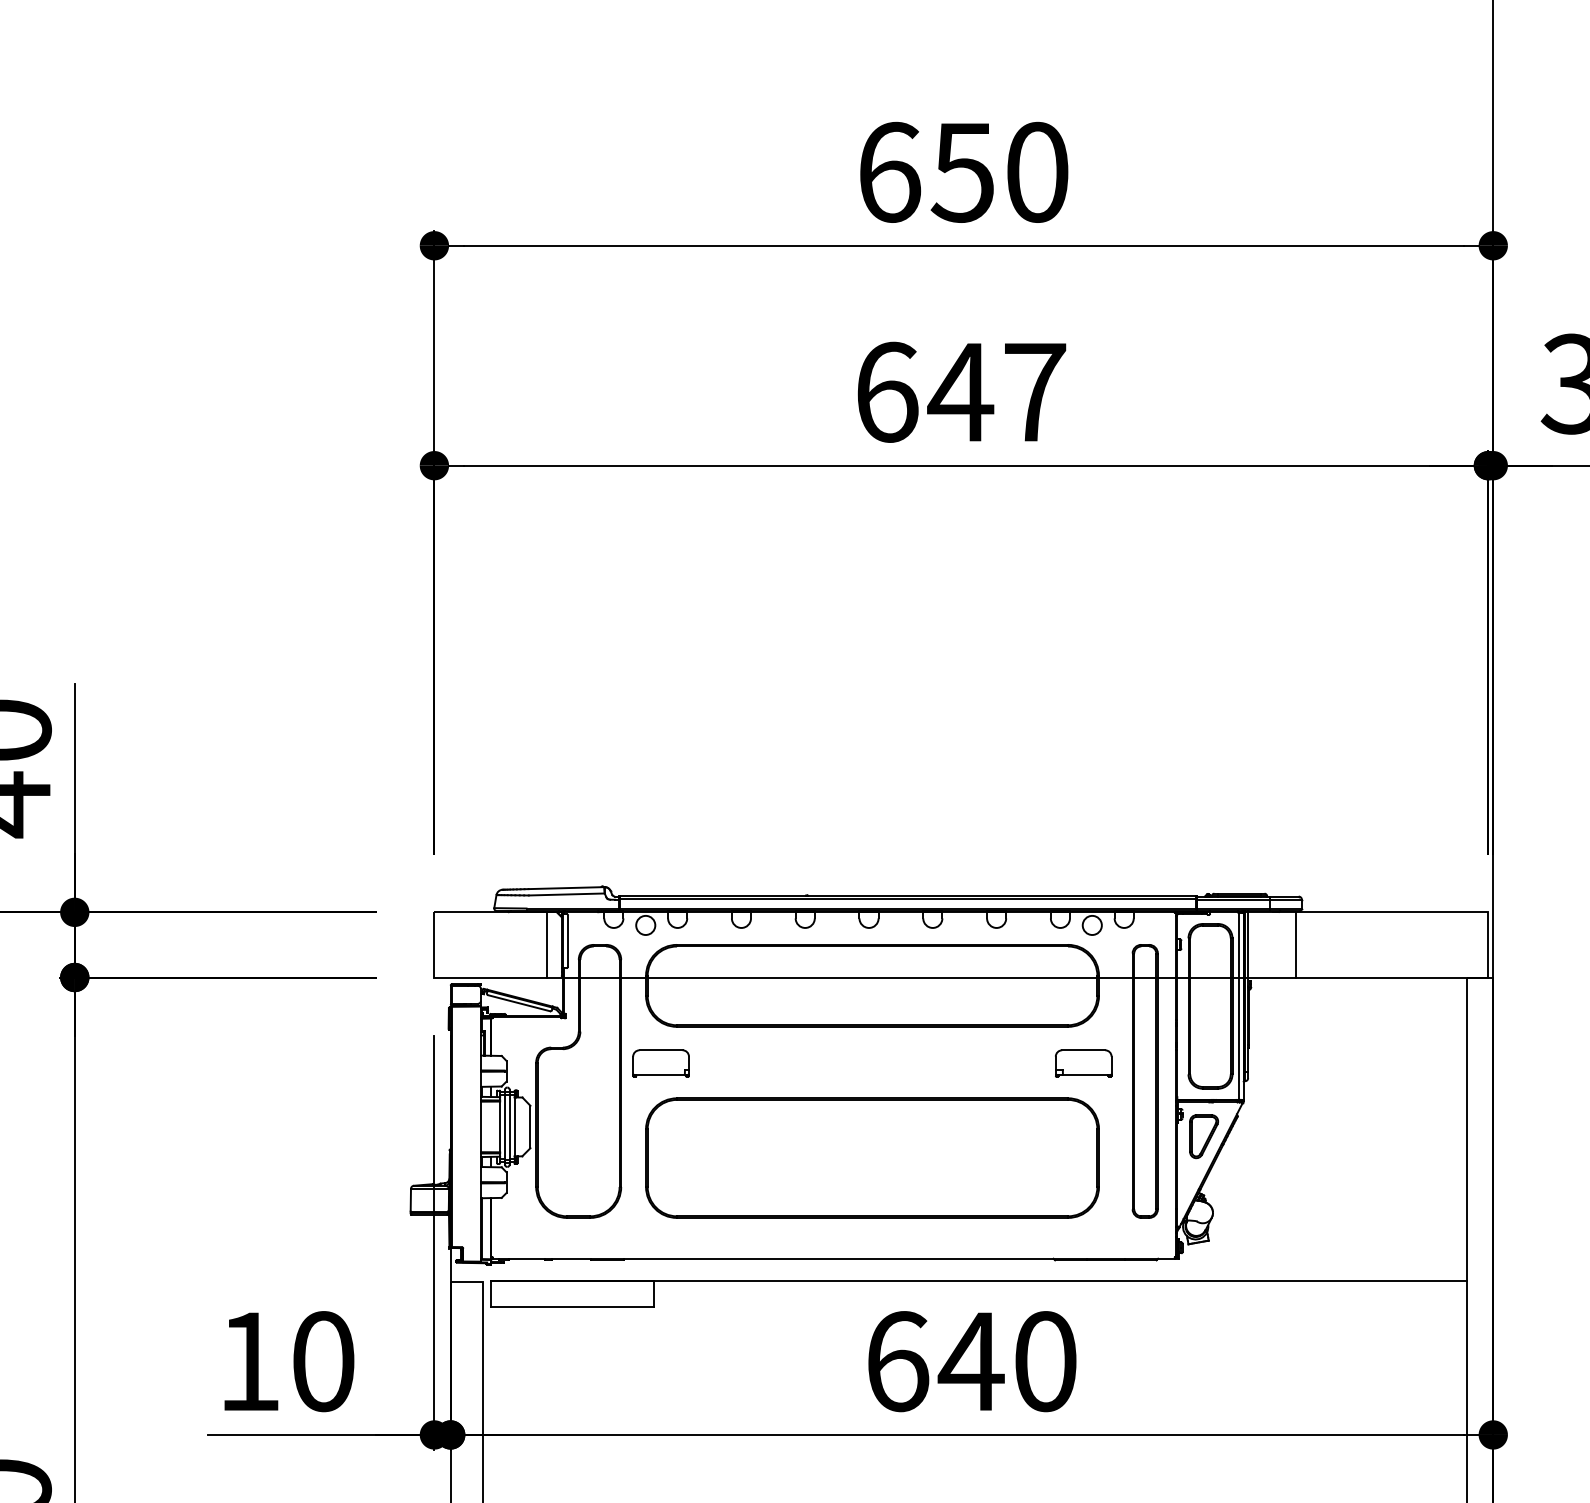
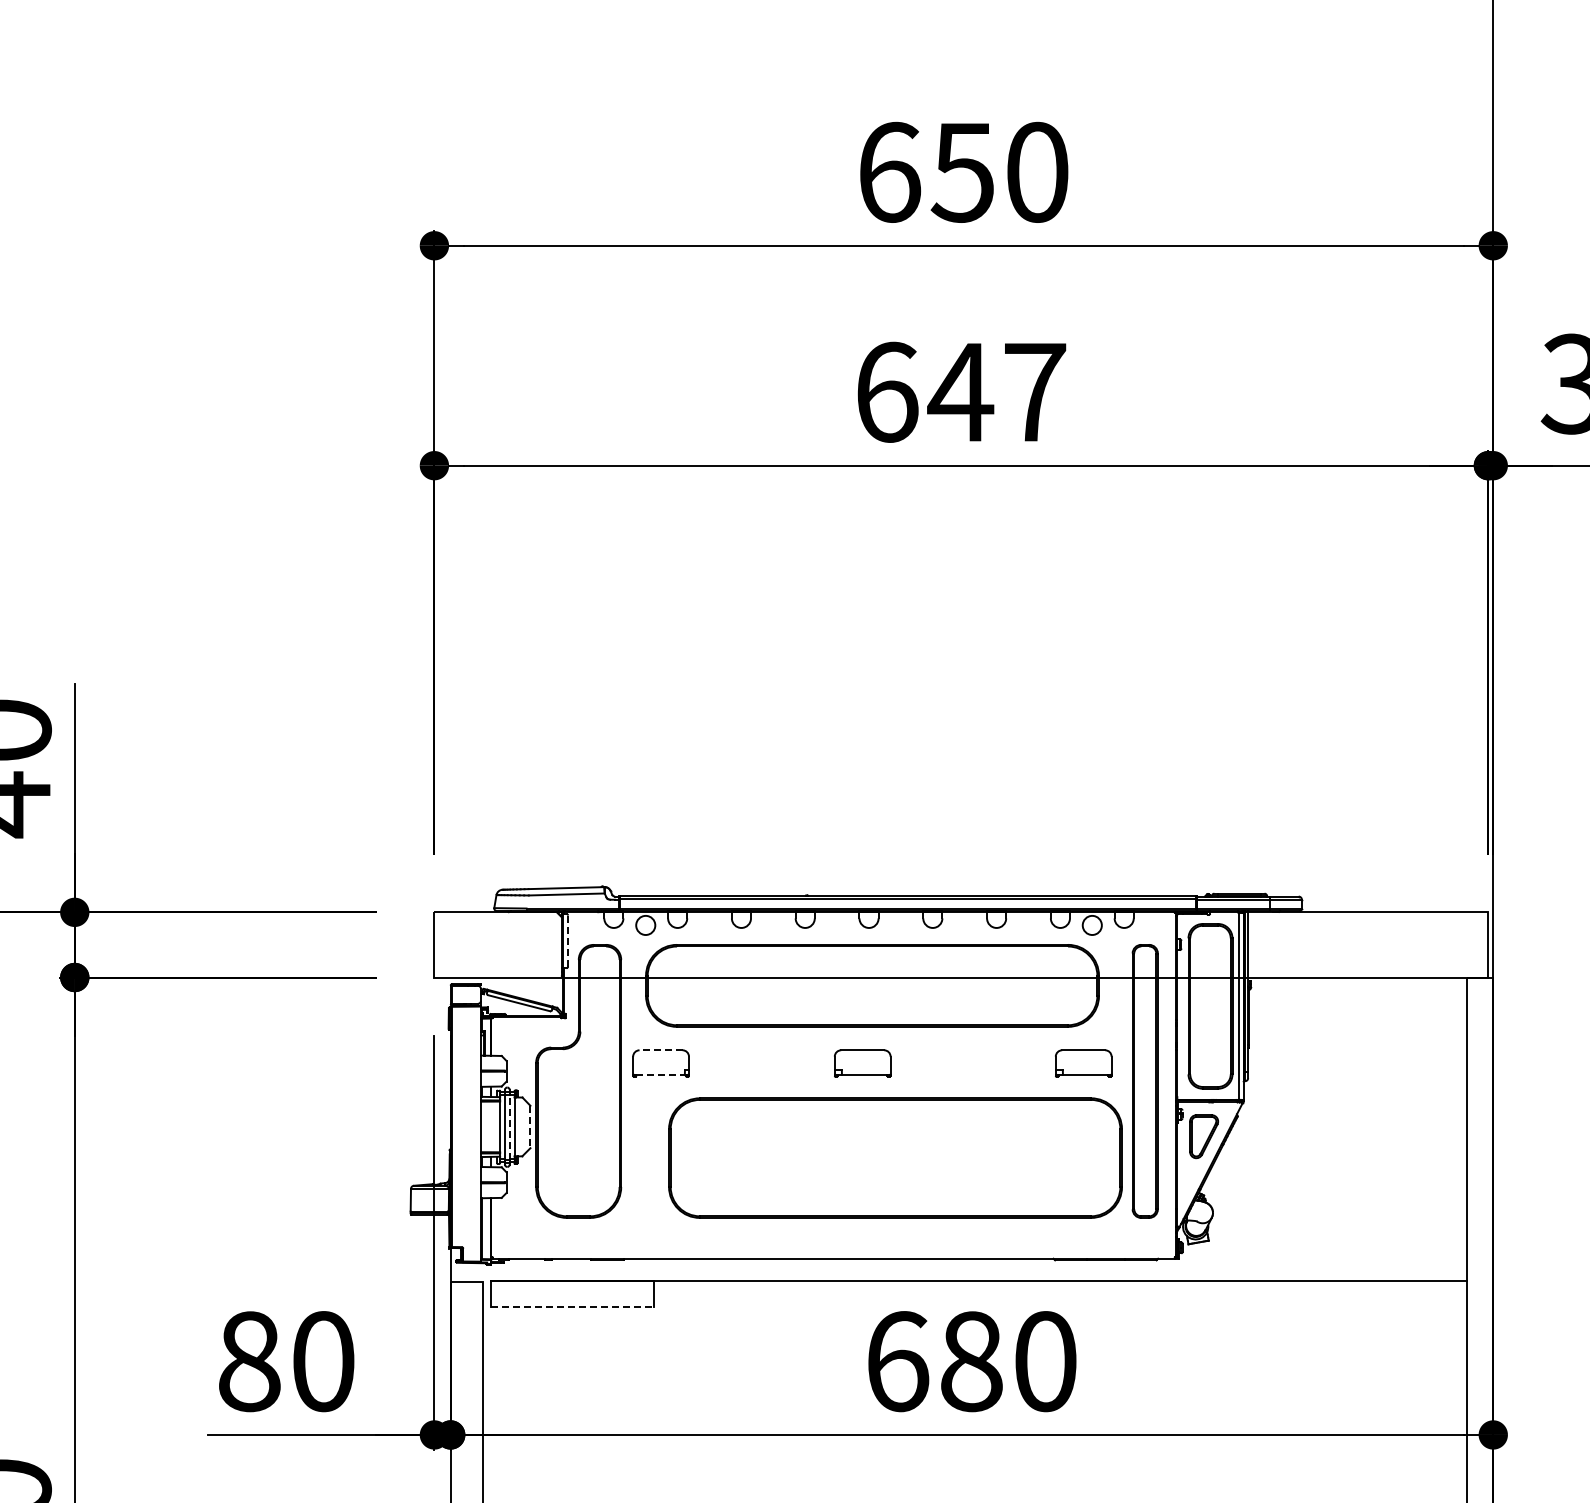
line: solid -> dashed (568, 941)
line: present -> none (546, 944)
line: present -> none (1296, 944)
line: solid -> dashed (661, 1050)
part: none -> present (862, 1063)
line: solid -> dashed (661, 1074)
line: solid -> dashed (509, 1127)
line: solid -> dashed (530, 1127)
part position: (872, 1157) -> (895, 1157) (895, 1157)
line: solid -> dashed (573, 1306)
text: 10 -> 80 (249, 1361)
text: 640 -> 680 (970, 1361)
